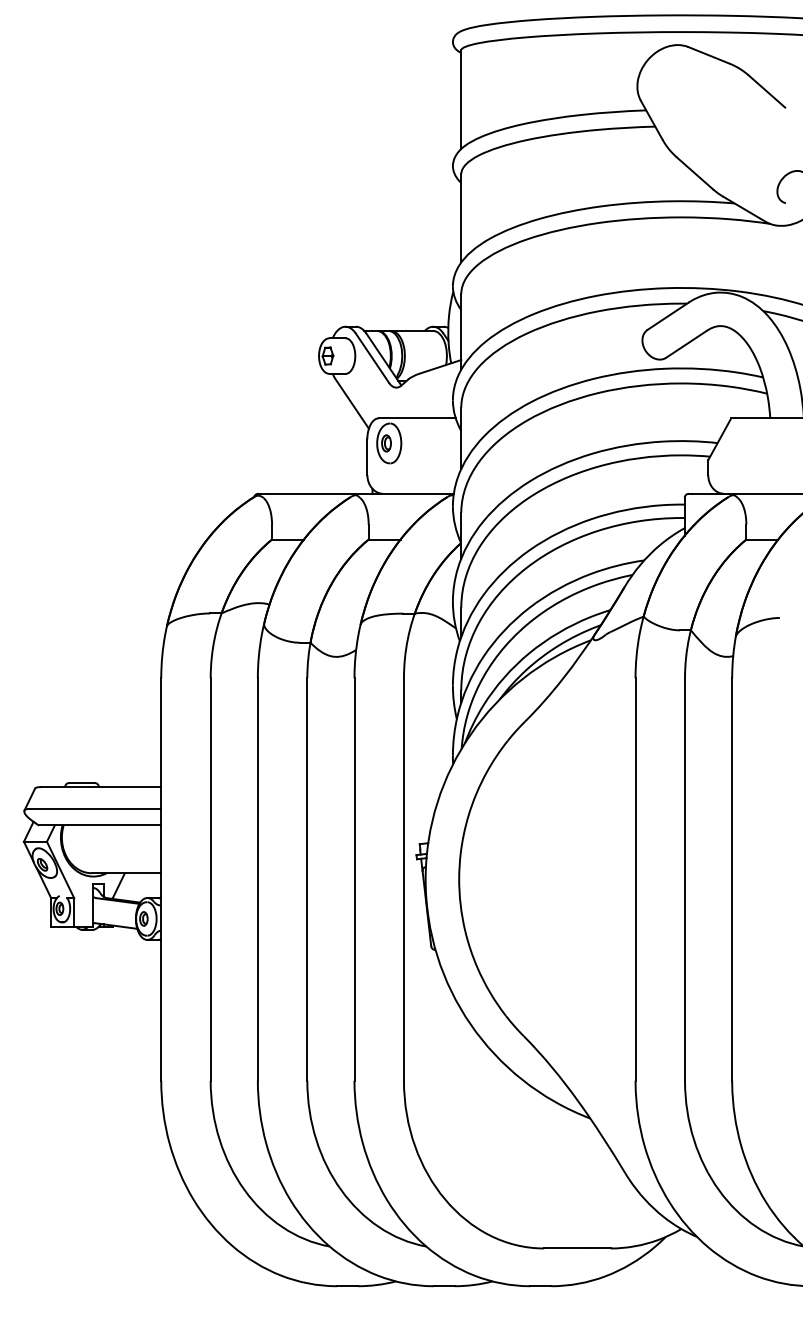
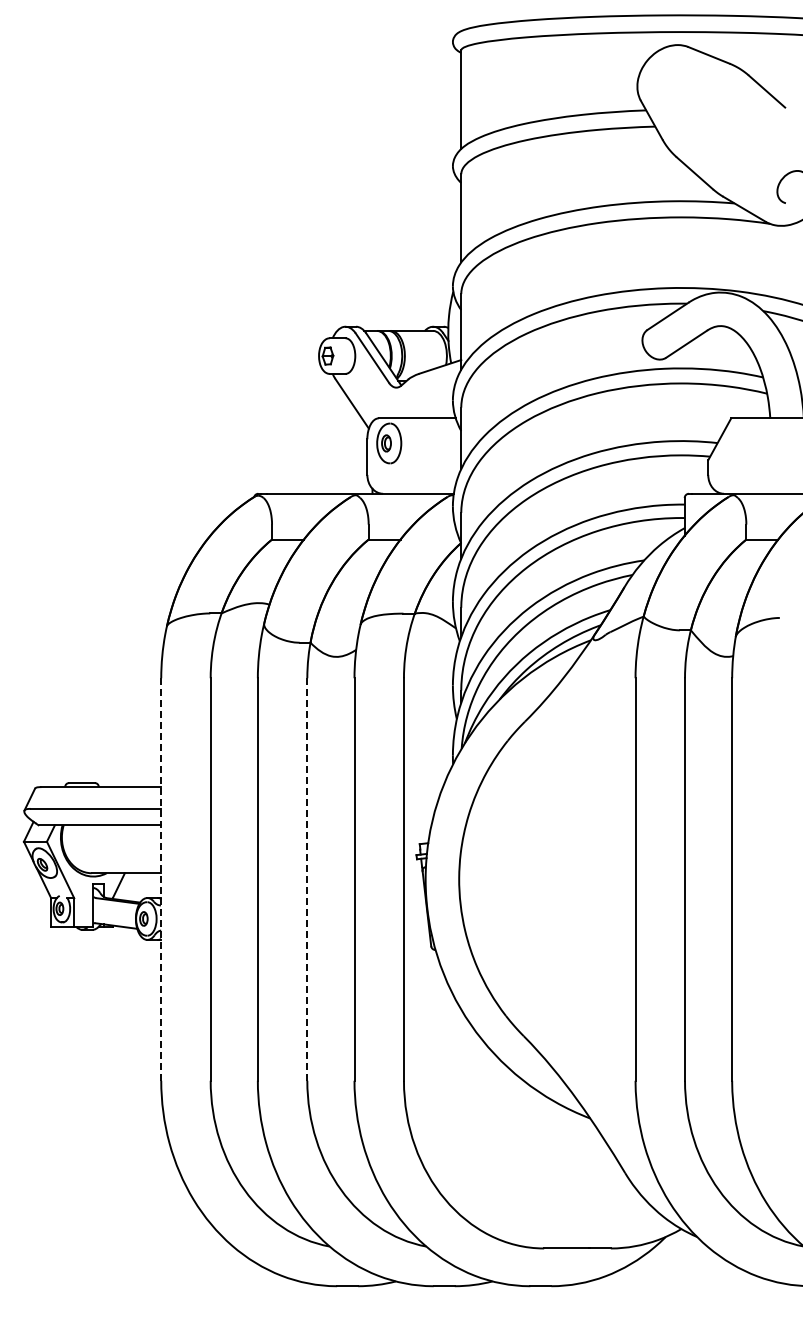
line: solid -> dashed (161, 880)
line: solid -> dashed (307, 880)
